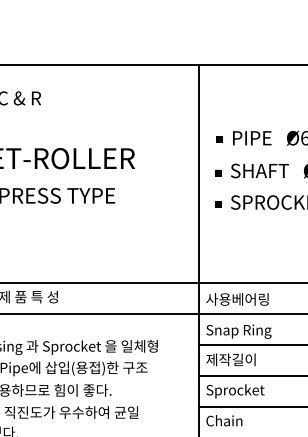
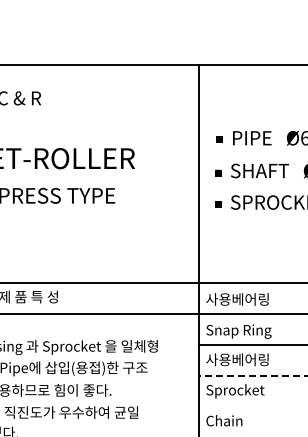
text: 제작길이 -> 사용베어링 (237, 359)
line: solid -> dashed (252, 376)
line: present -> none (251, 407)
